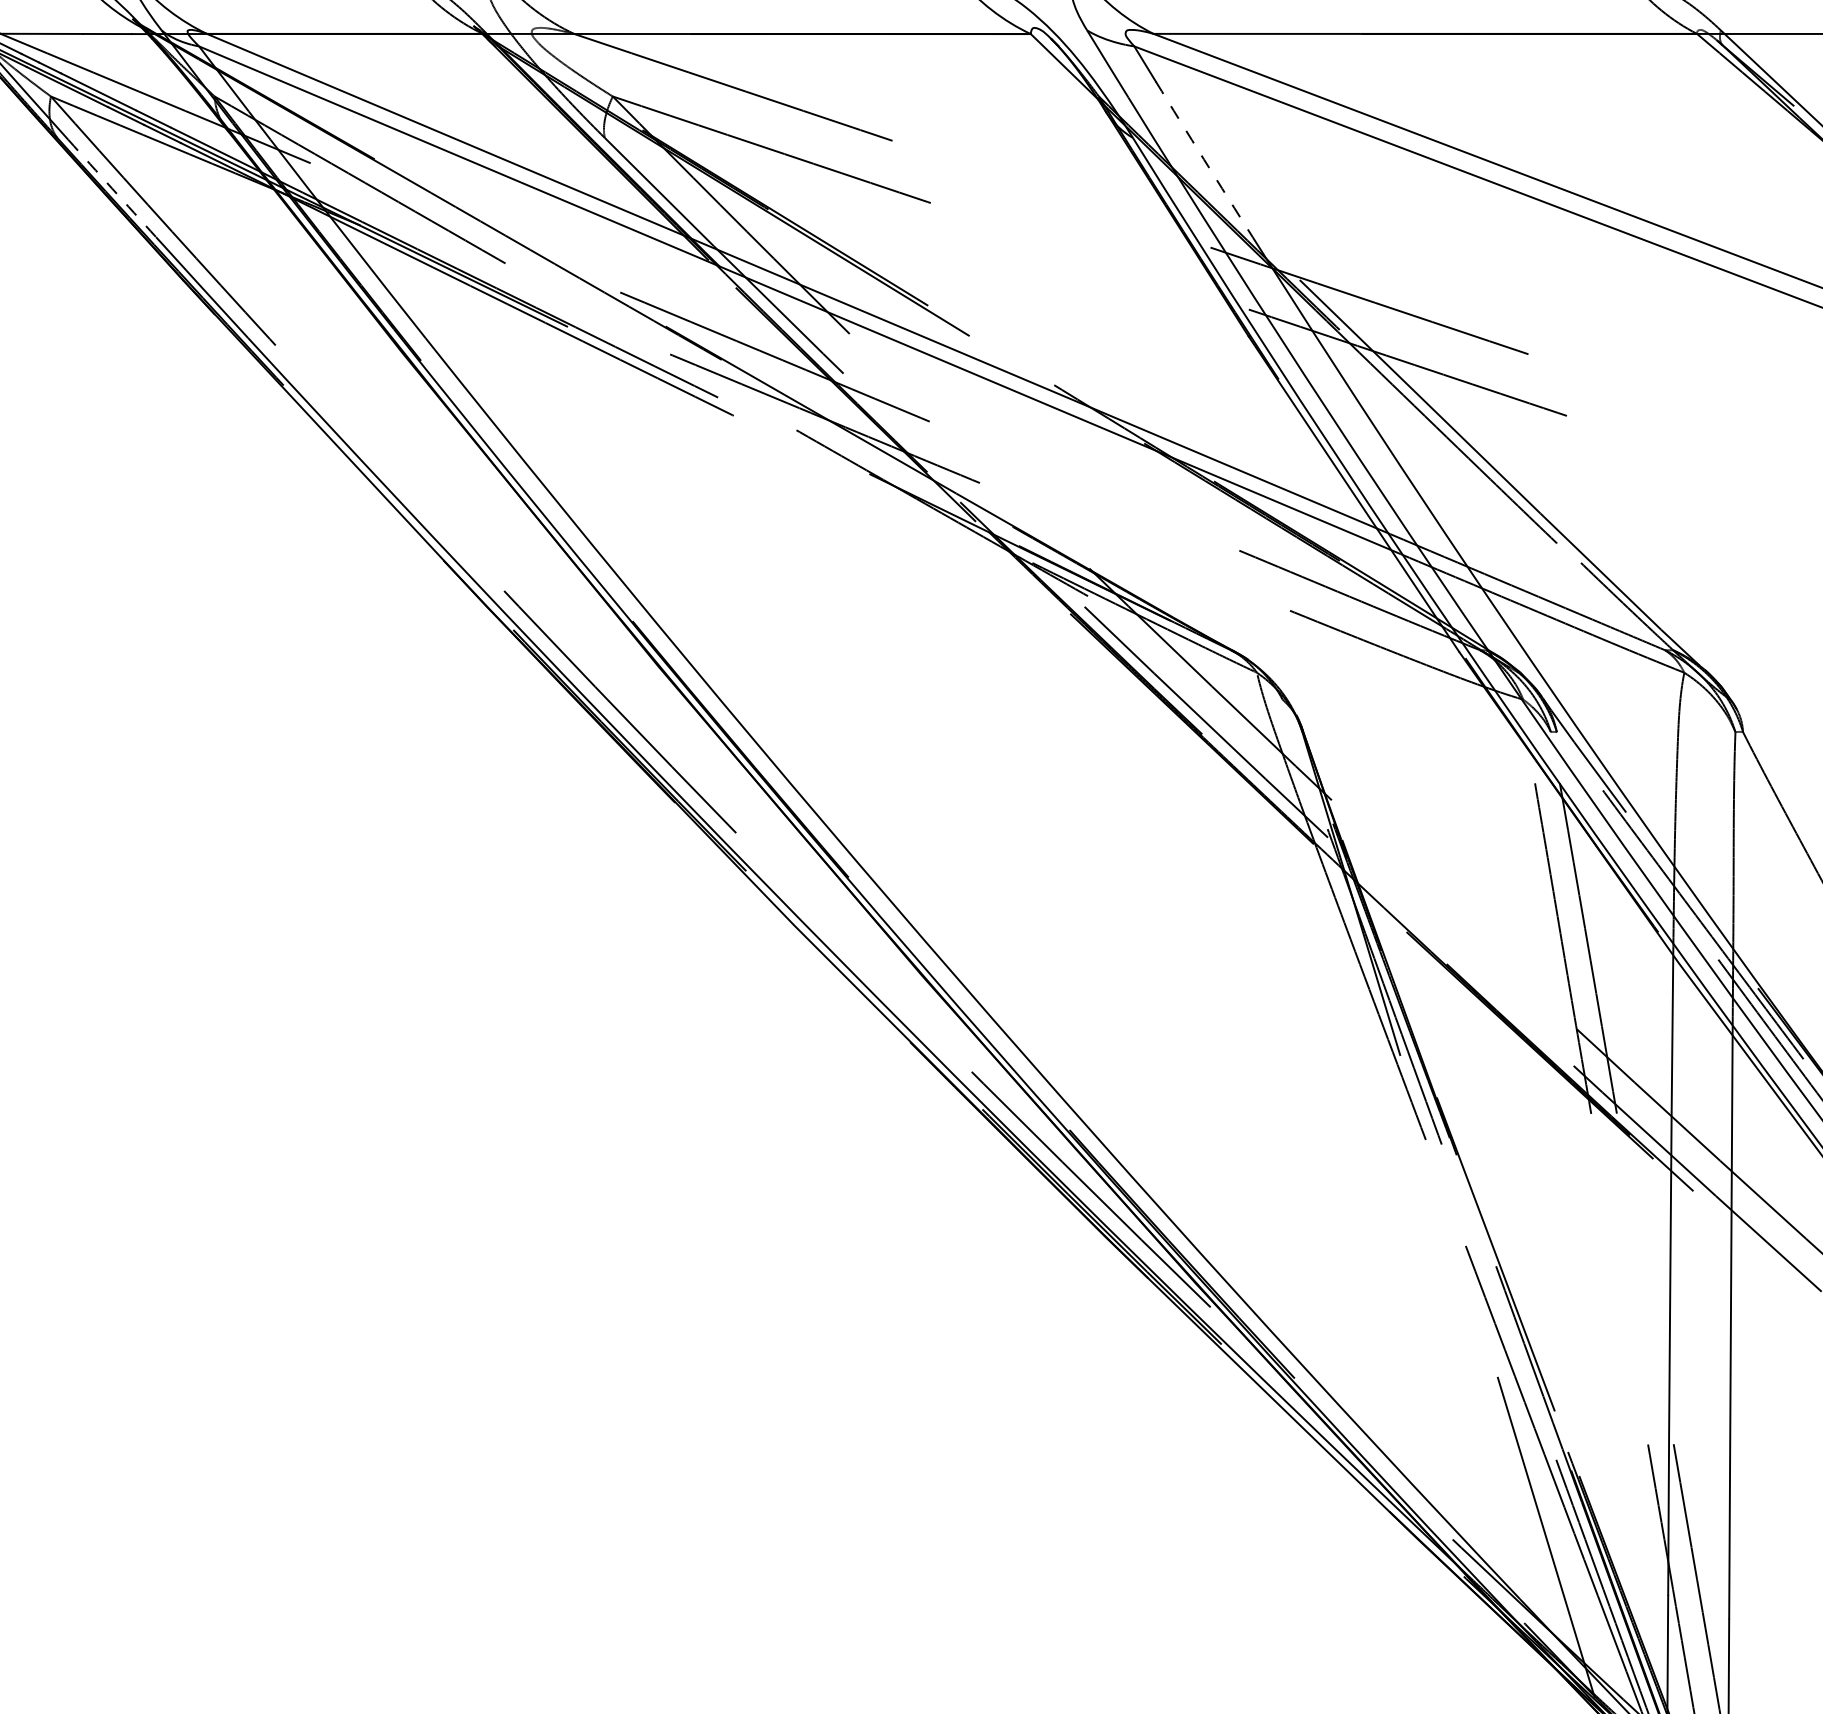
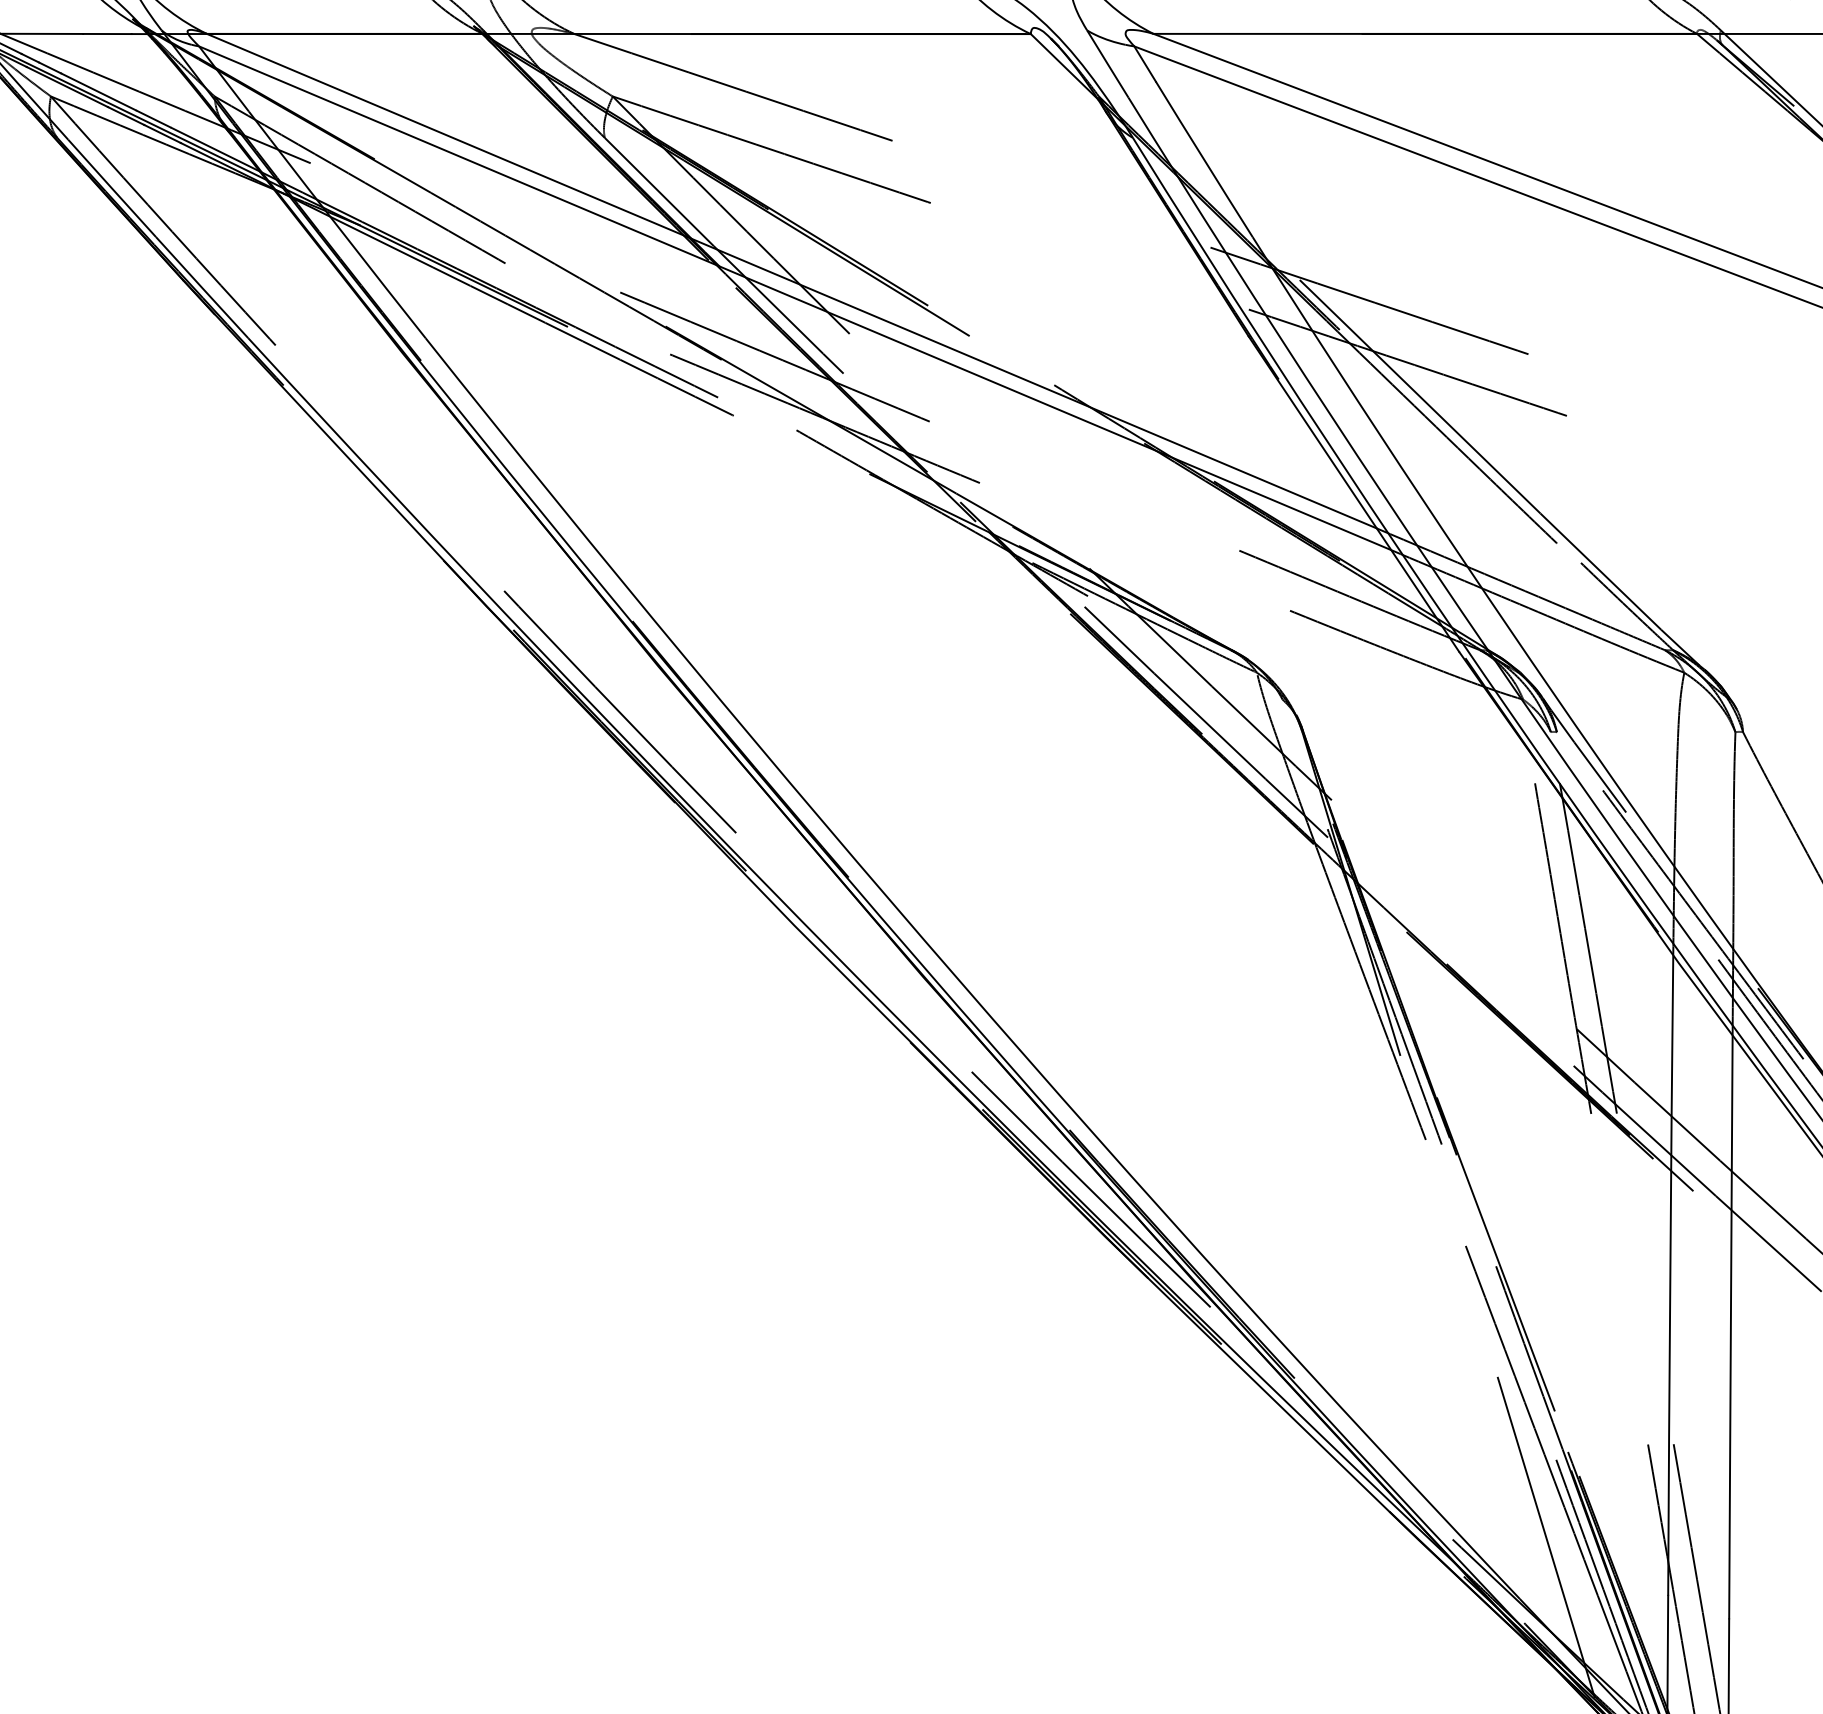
arc: dashed -> solid (1204, 159)
arc: dashed -> solid (112, 188)
